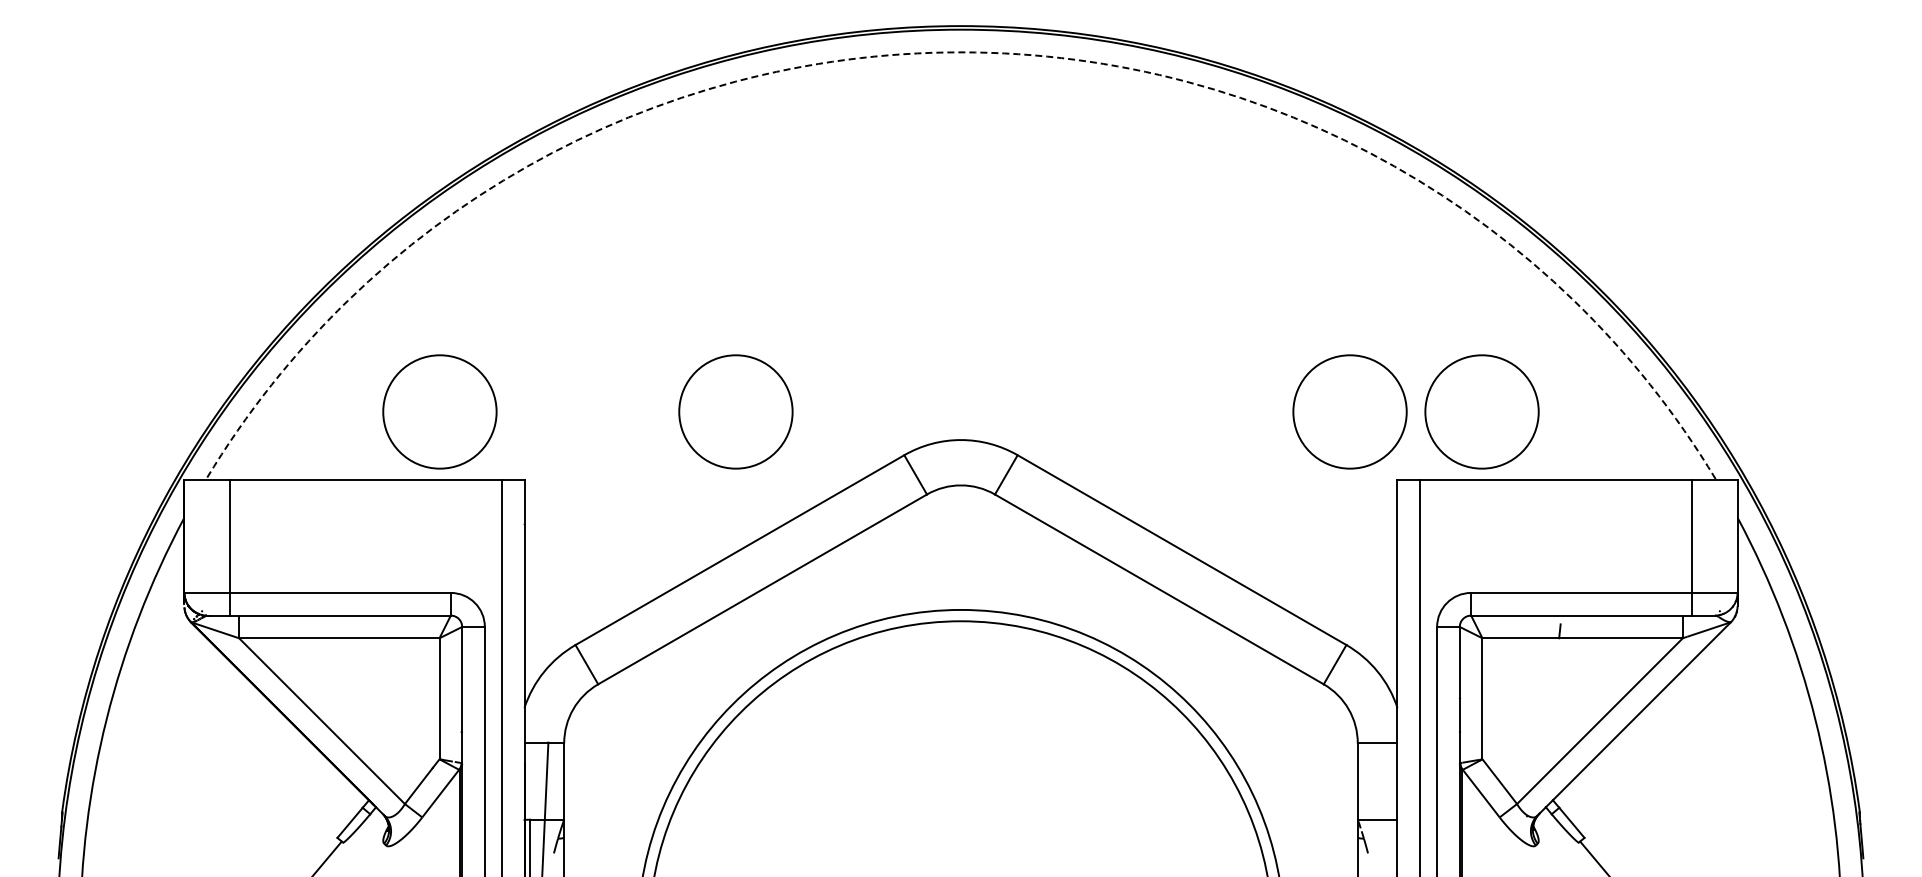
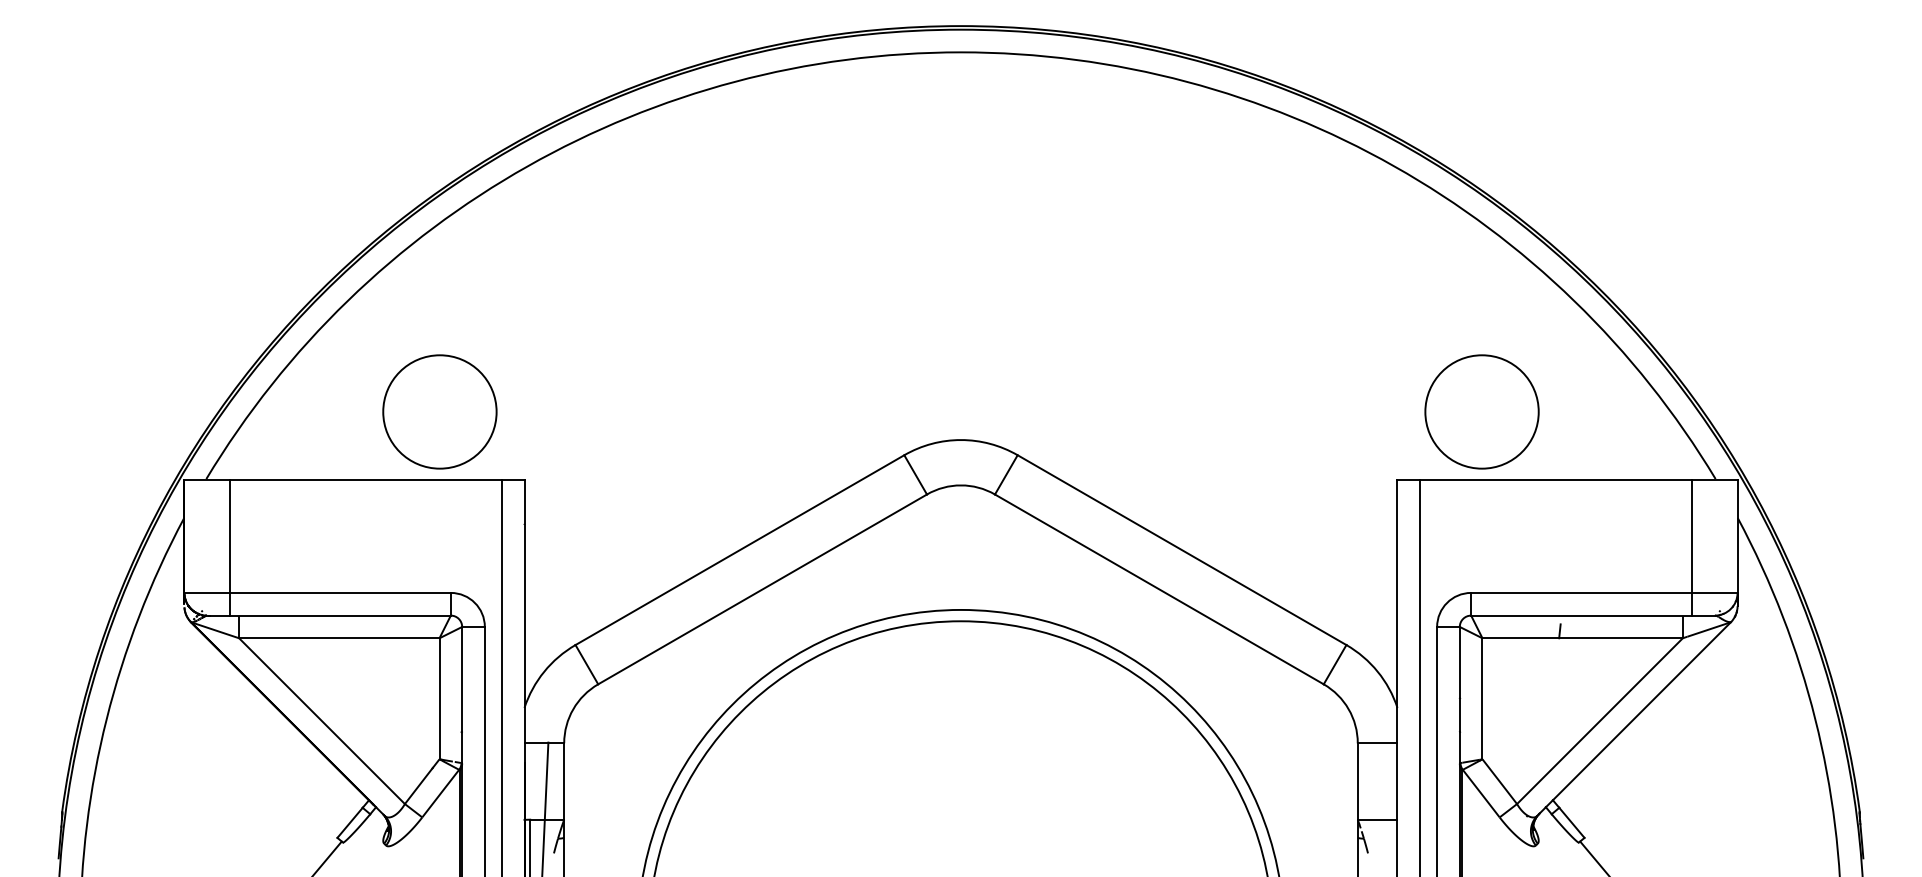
arc: dashed -> solid (961, 52)
part: present -> none (735, 411)
part: present -> none (1349, 411)
